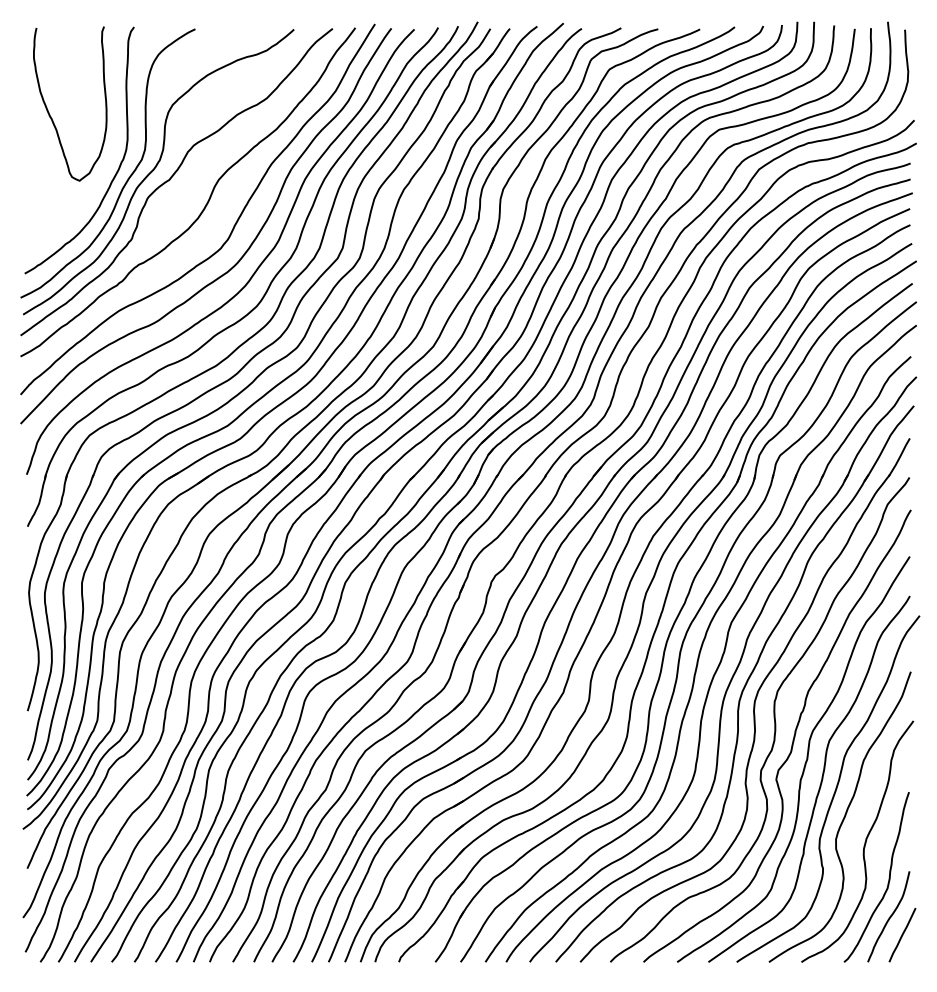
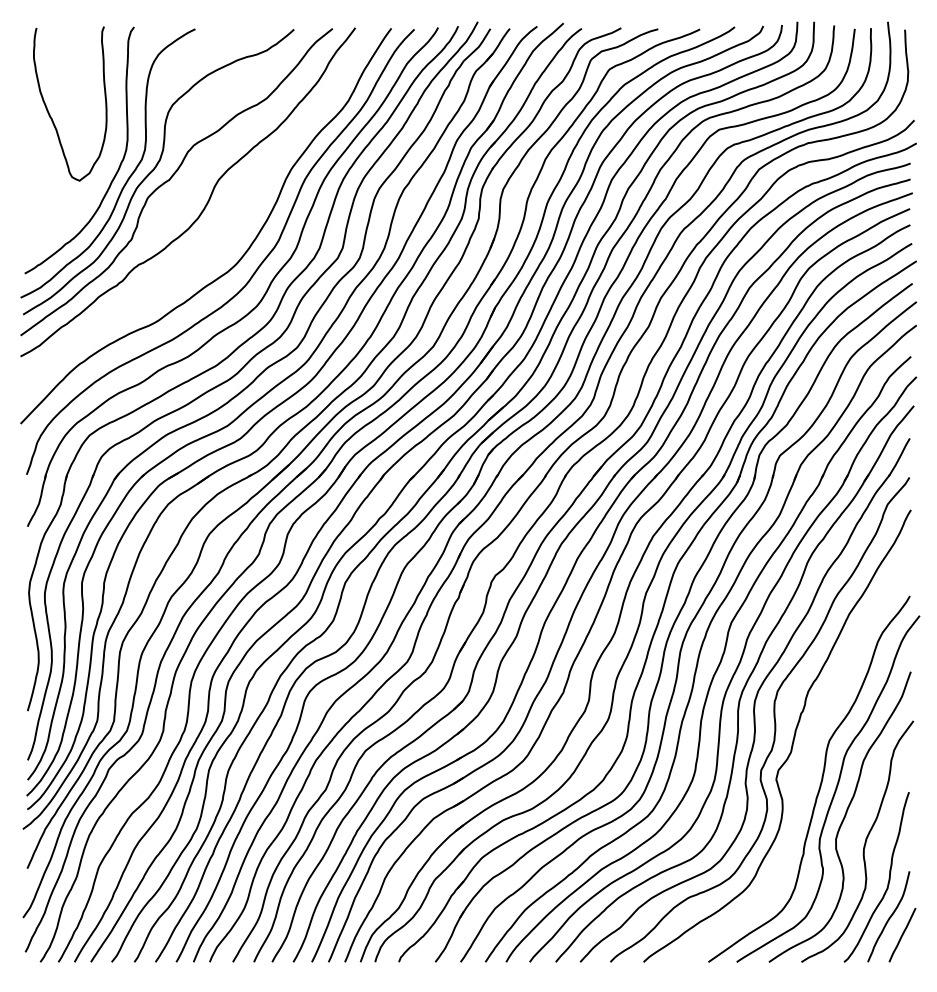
curve: present -> none (233, 225)
curve: present -> none (804, 763)
